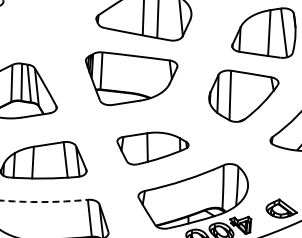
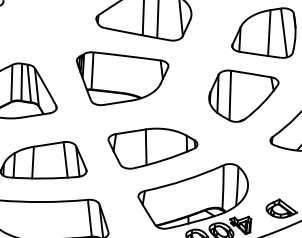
part position: (131, 78) -> (122, 78) (122, 78)
part size: 74x35 px -> 92x43 px (152, 148)
arc: dashed -> solid (43, 202)
